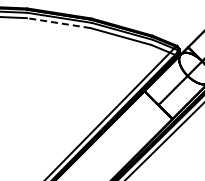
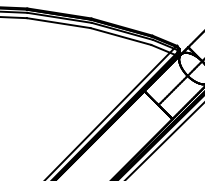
line: dashed -> solid (58, 23)
